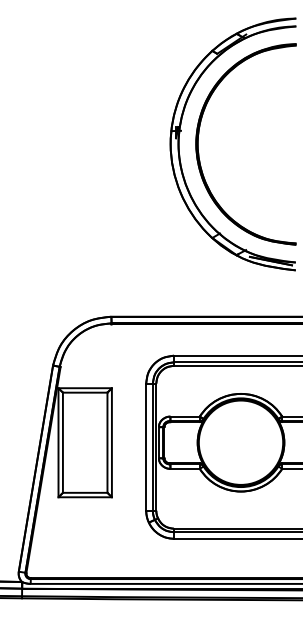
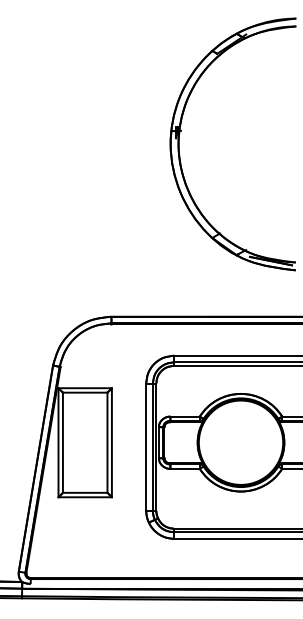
part: present -> none (199, 153)
line: present -> none (164, 583)
